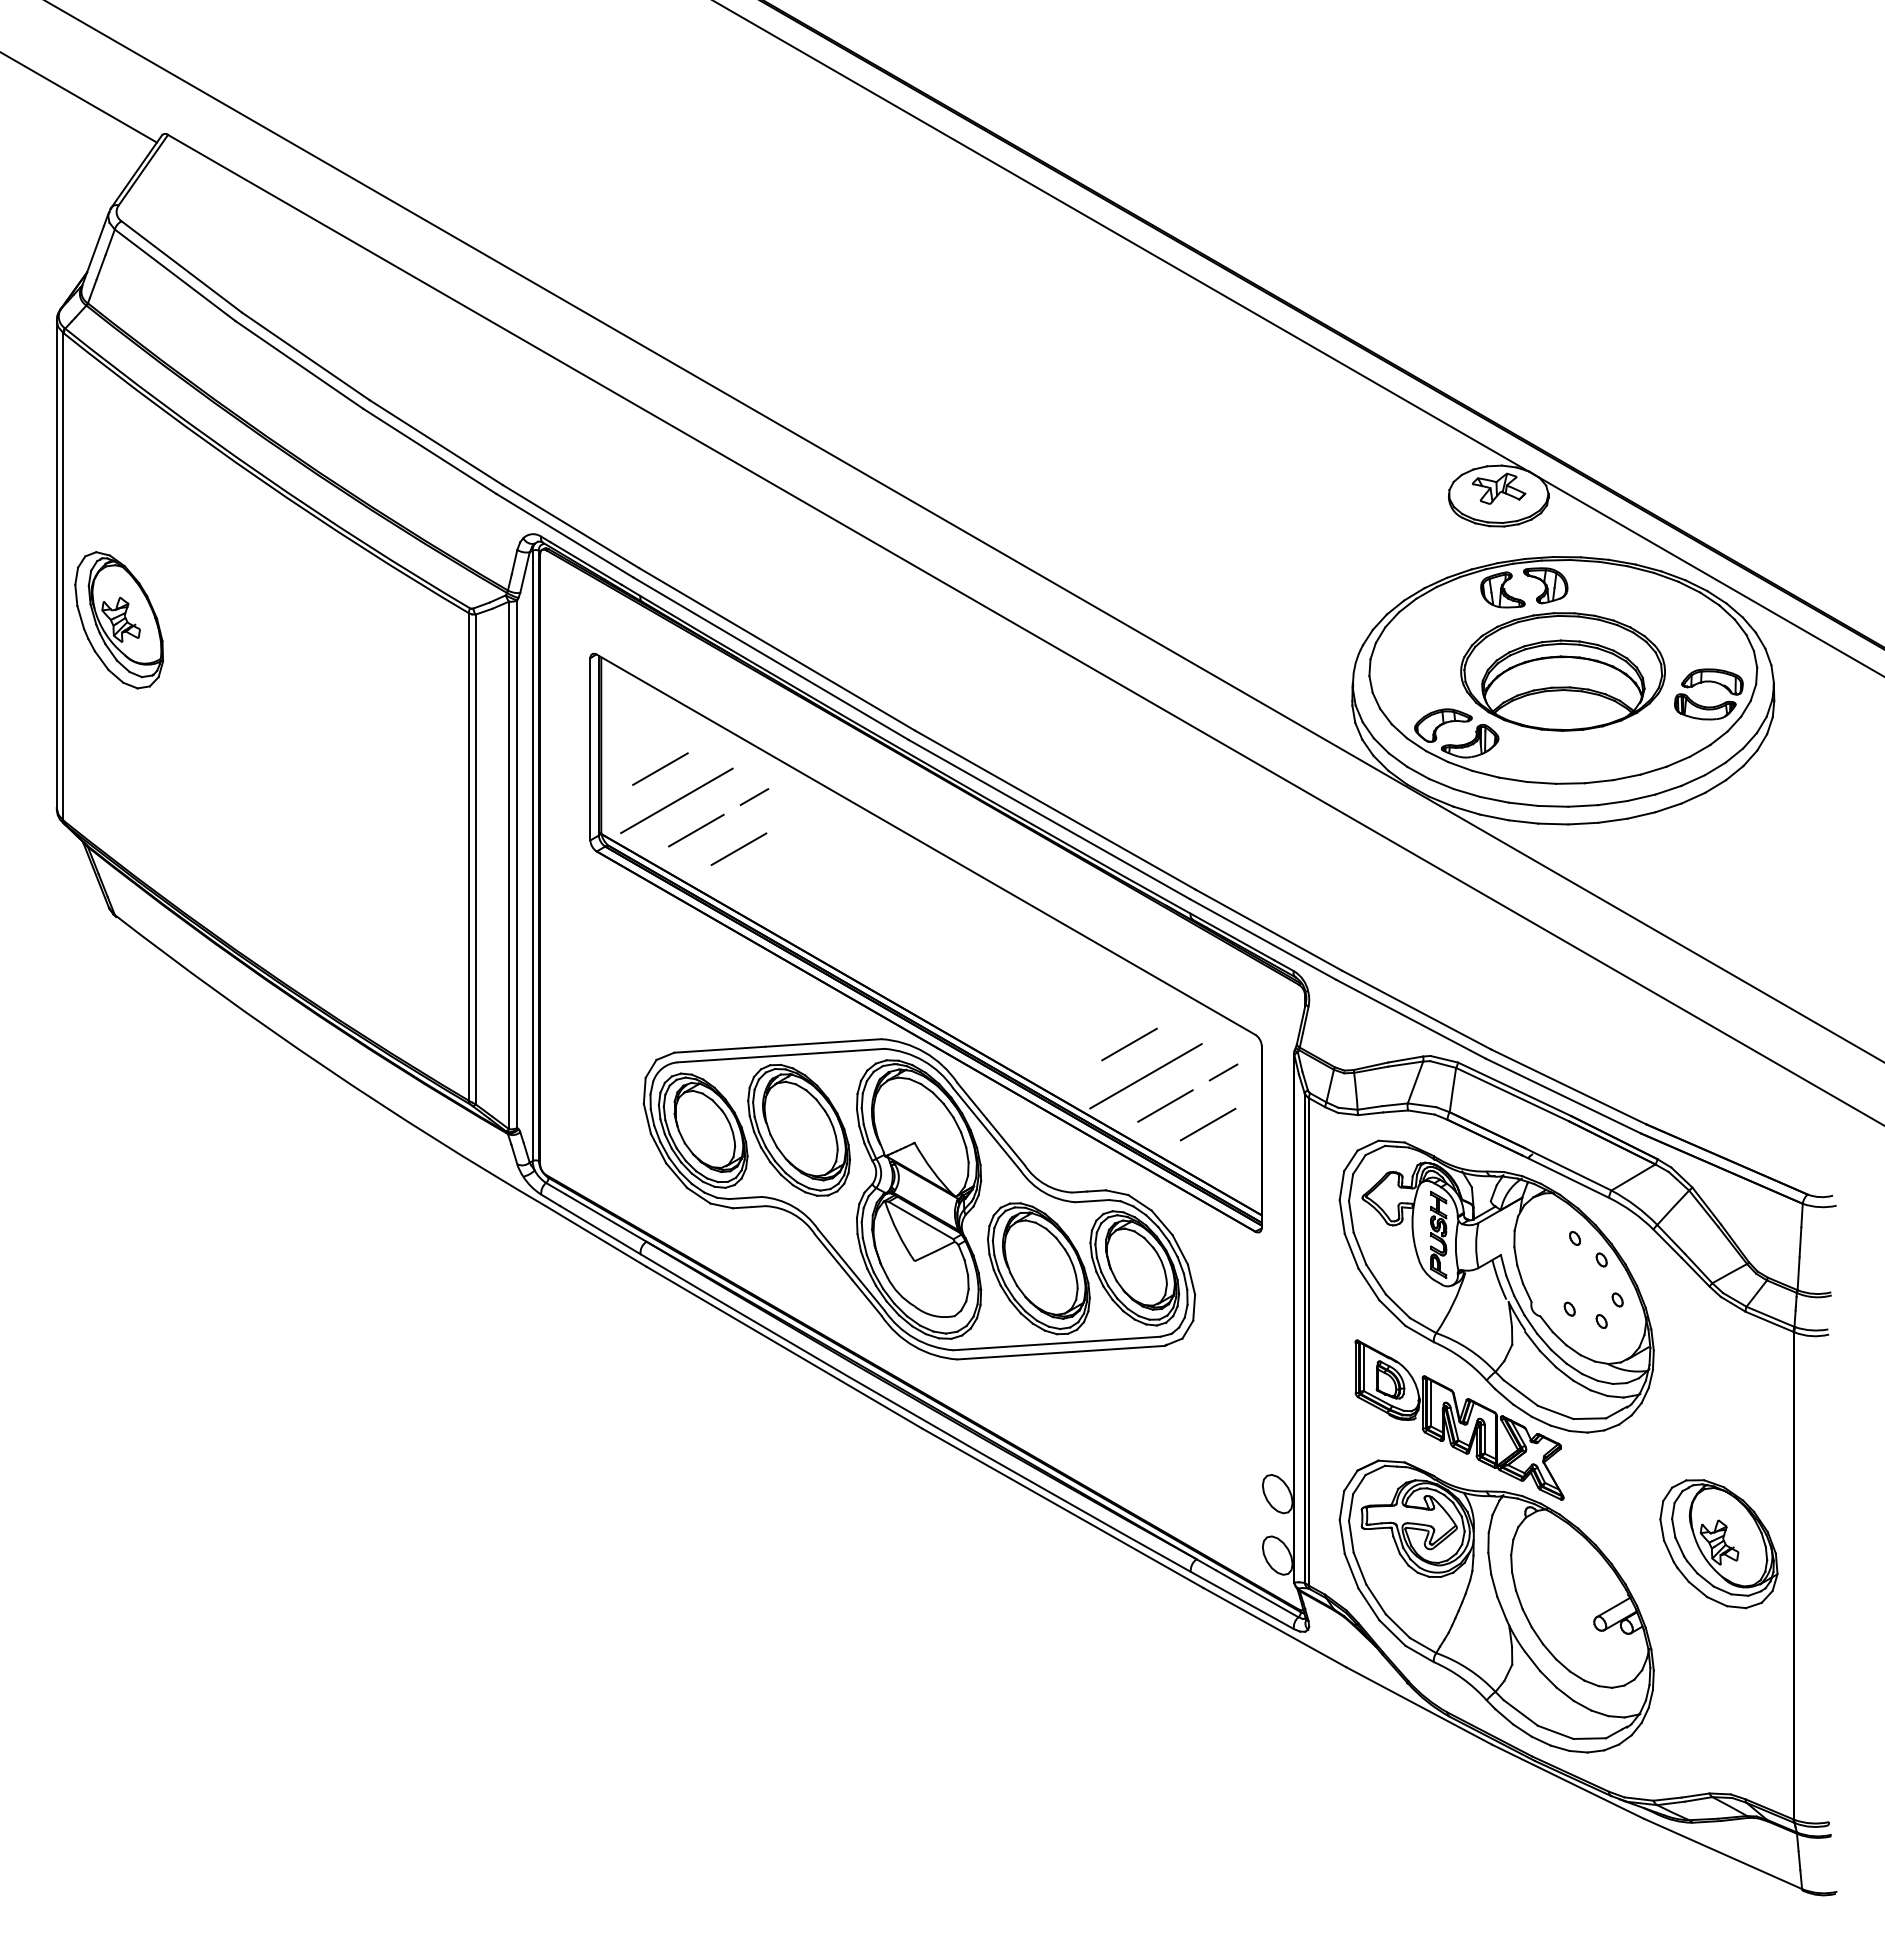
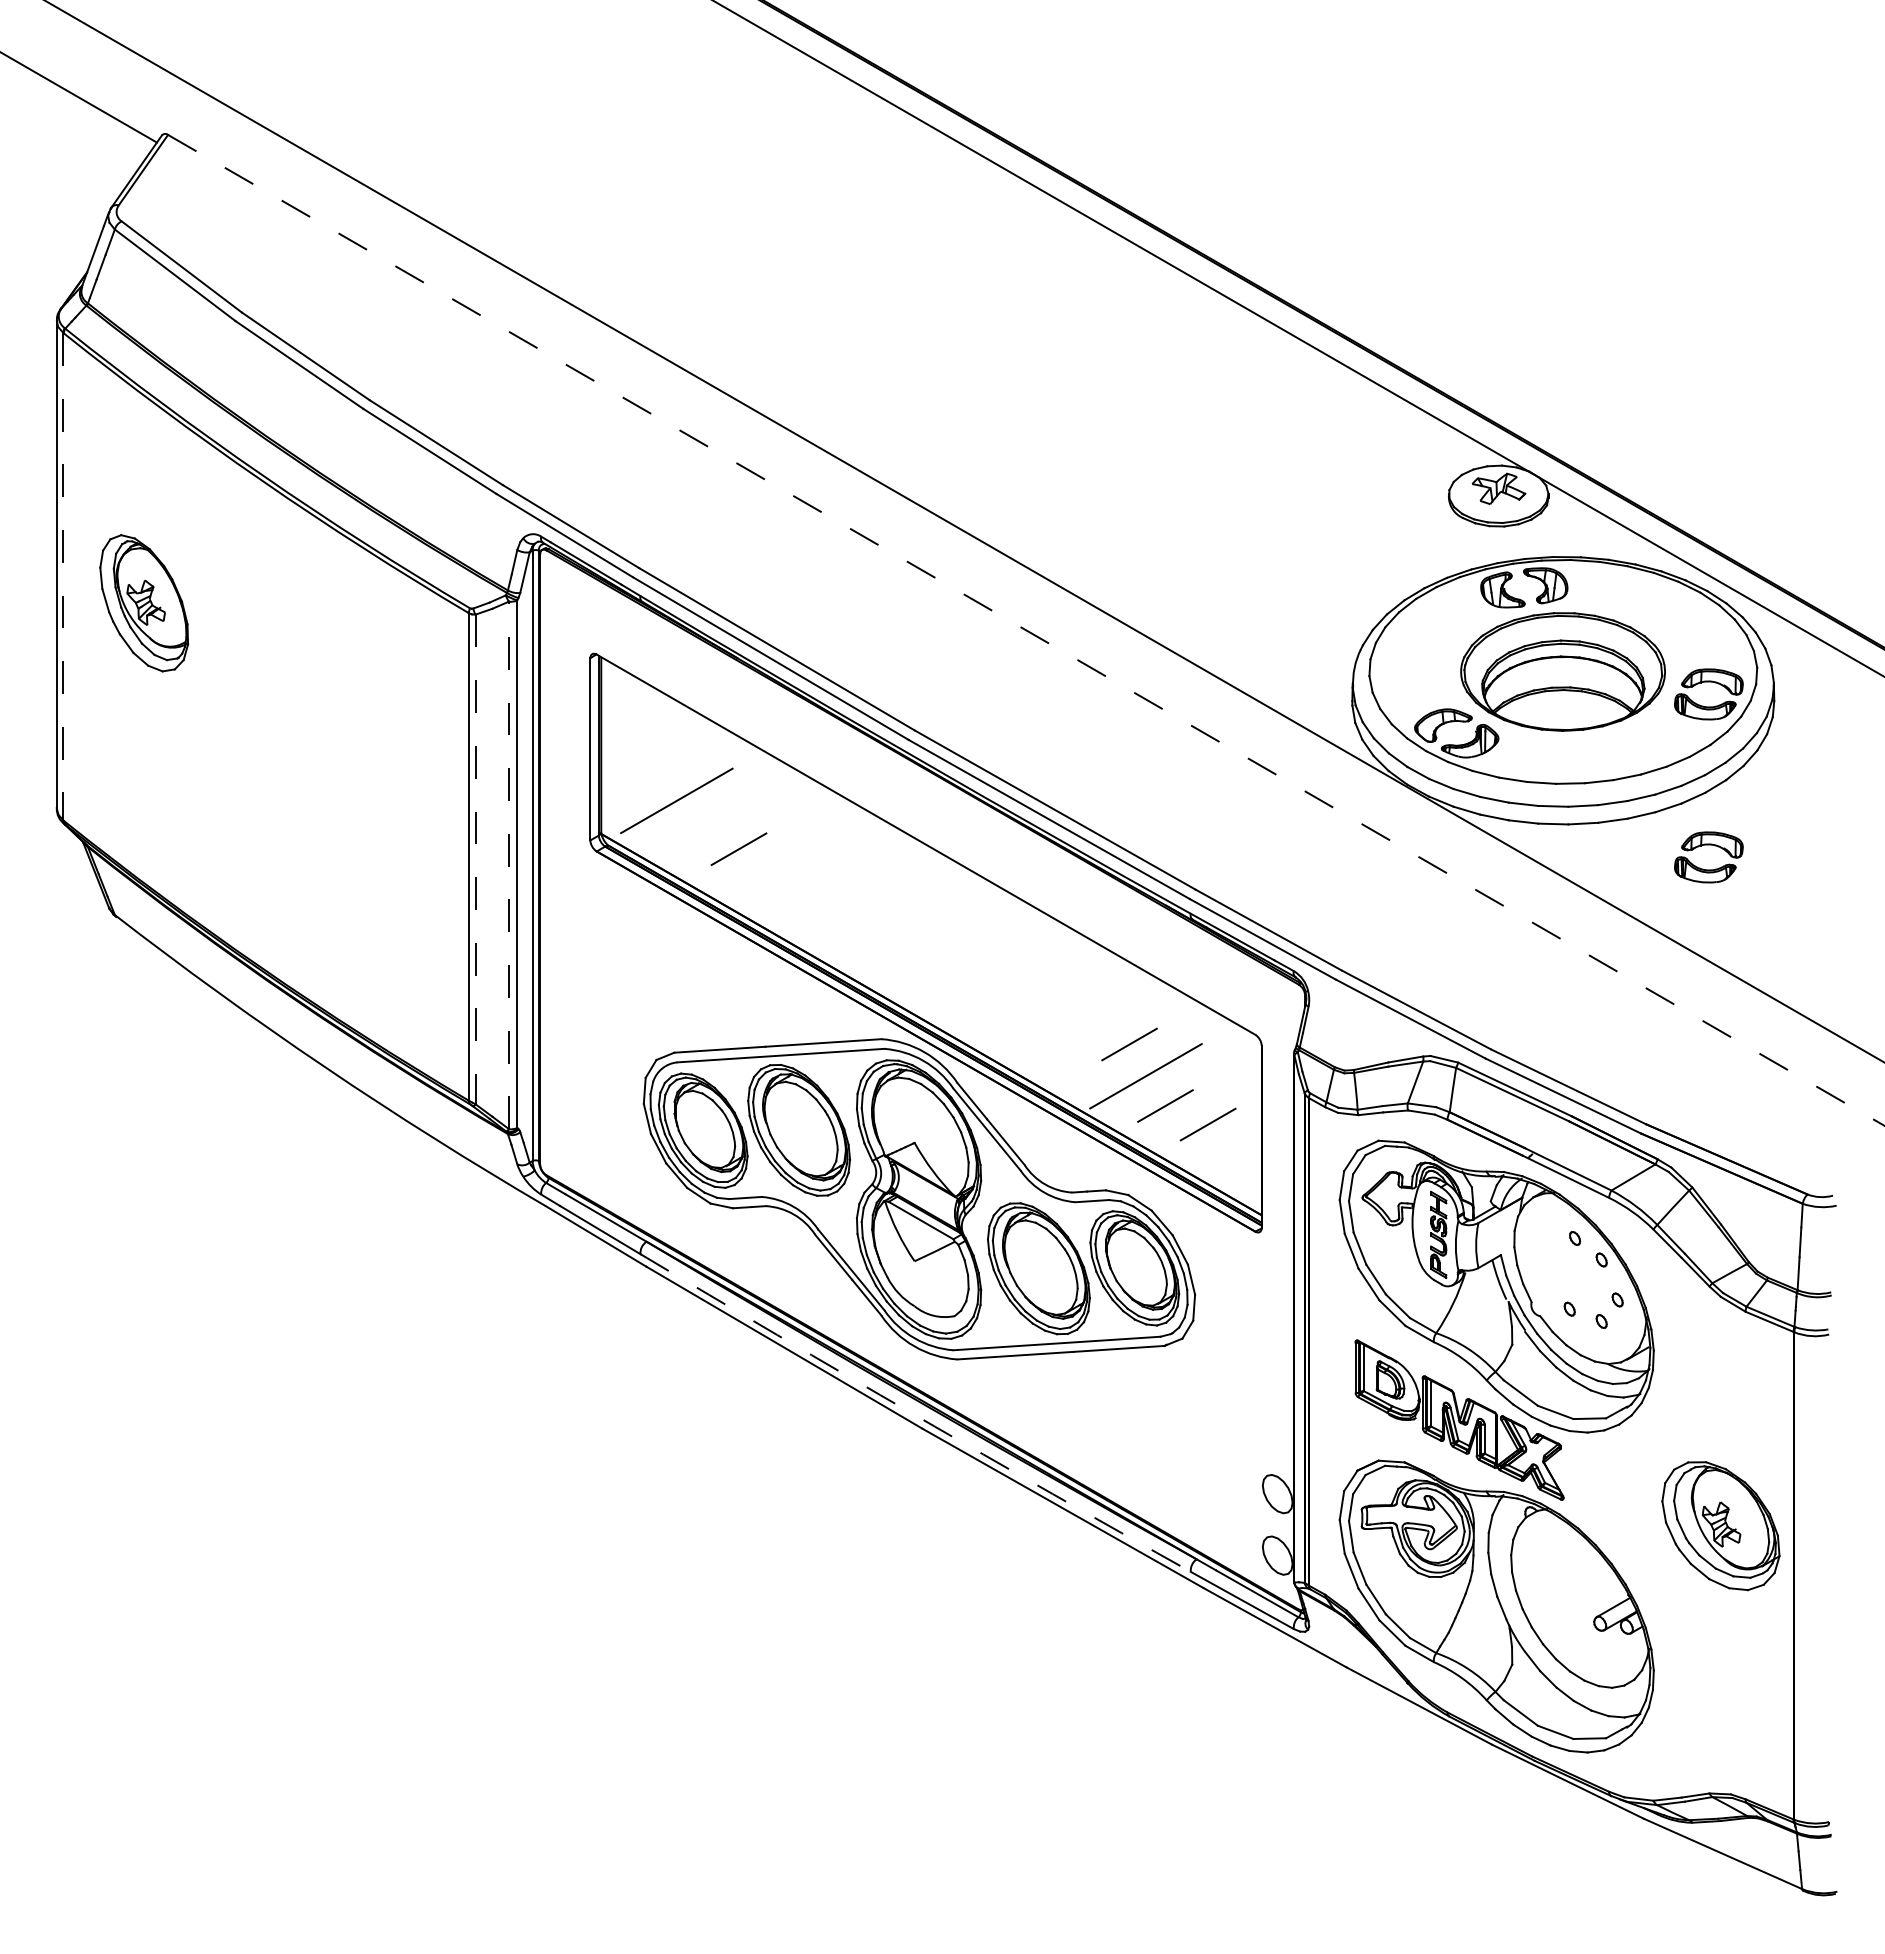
line: solid -> dashed (63, 576)
part position: (118, 620) -> (143, 603) (143, 603)
line: solid -> dashed (1026, 630)
line: present -> none (660, 768)
line: present -> none (754, 797)
line: present -> none (696, 830)
part: none -> present (1708, 845)
line: solid -> dashed (475, 859)
line: solid -> dashed (509, 865)
line: present -> none (1223, 1072)
arc: solid -> dashed (914, 1414)
part position: (1718, 1544) -> (1720, 1526) (1720, 1526)
